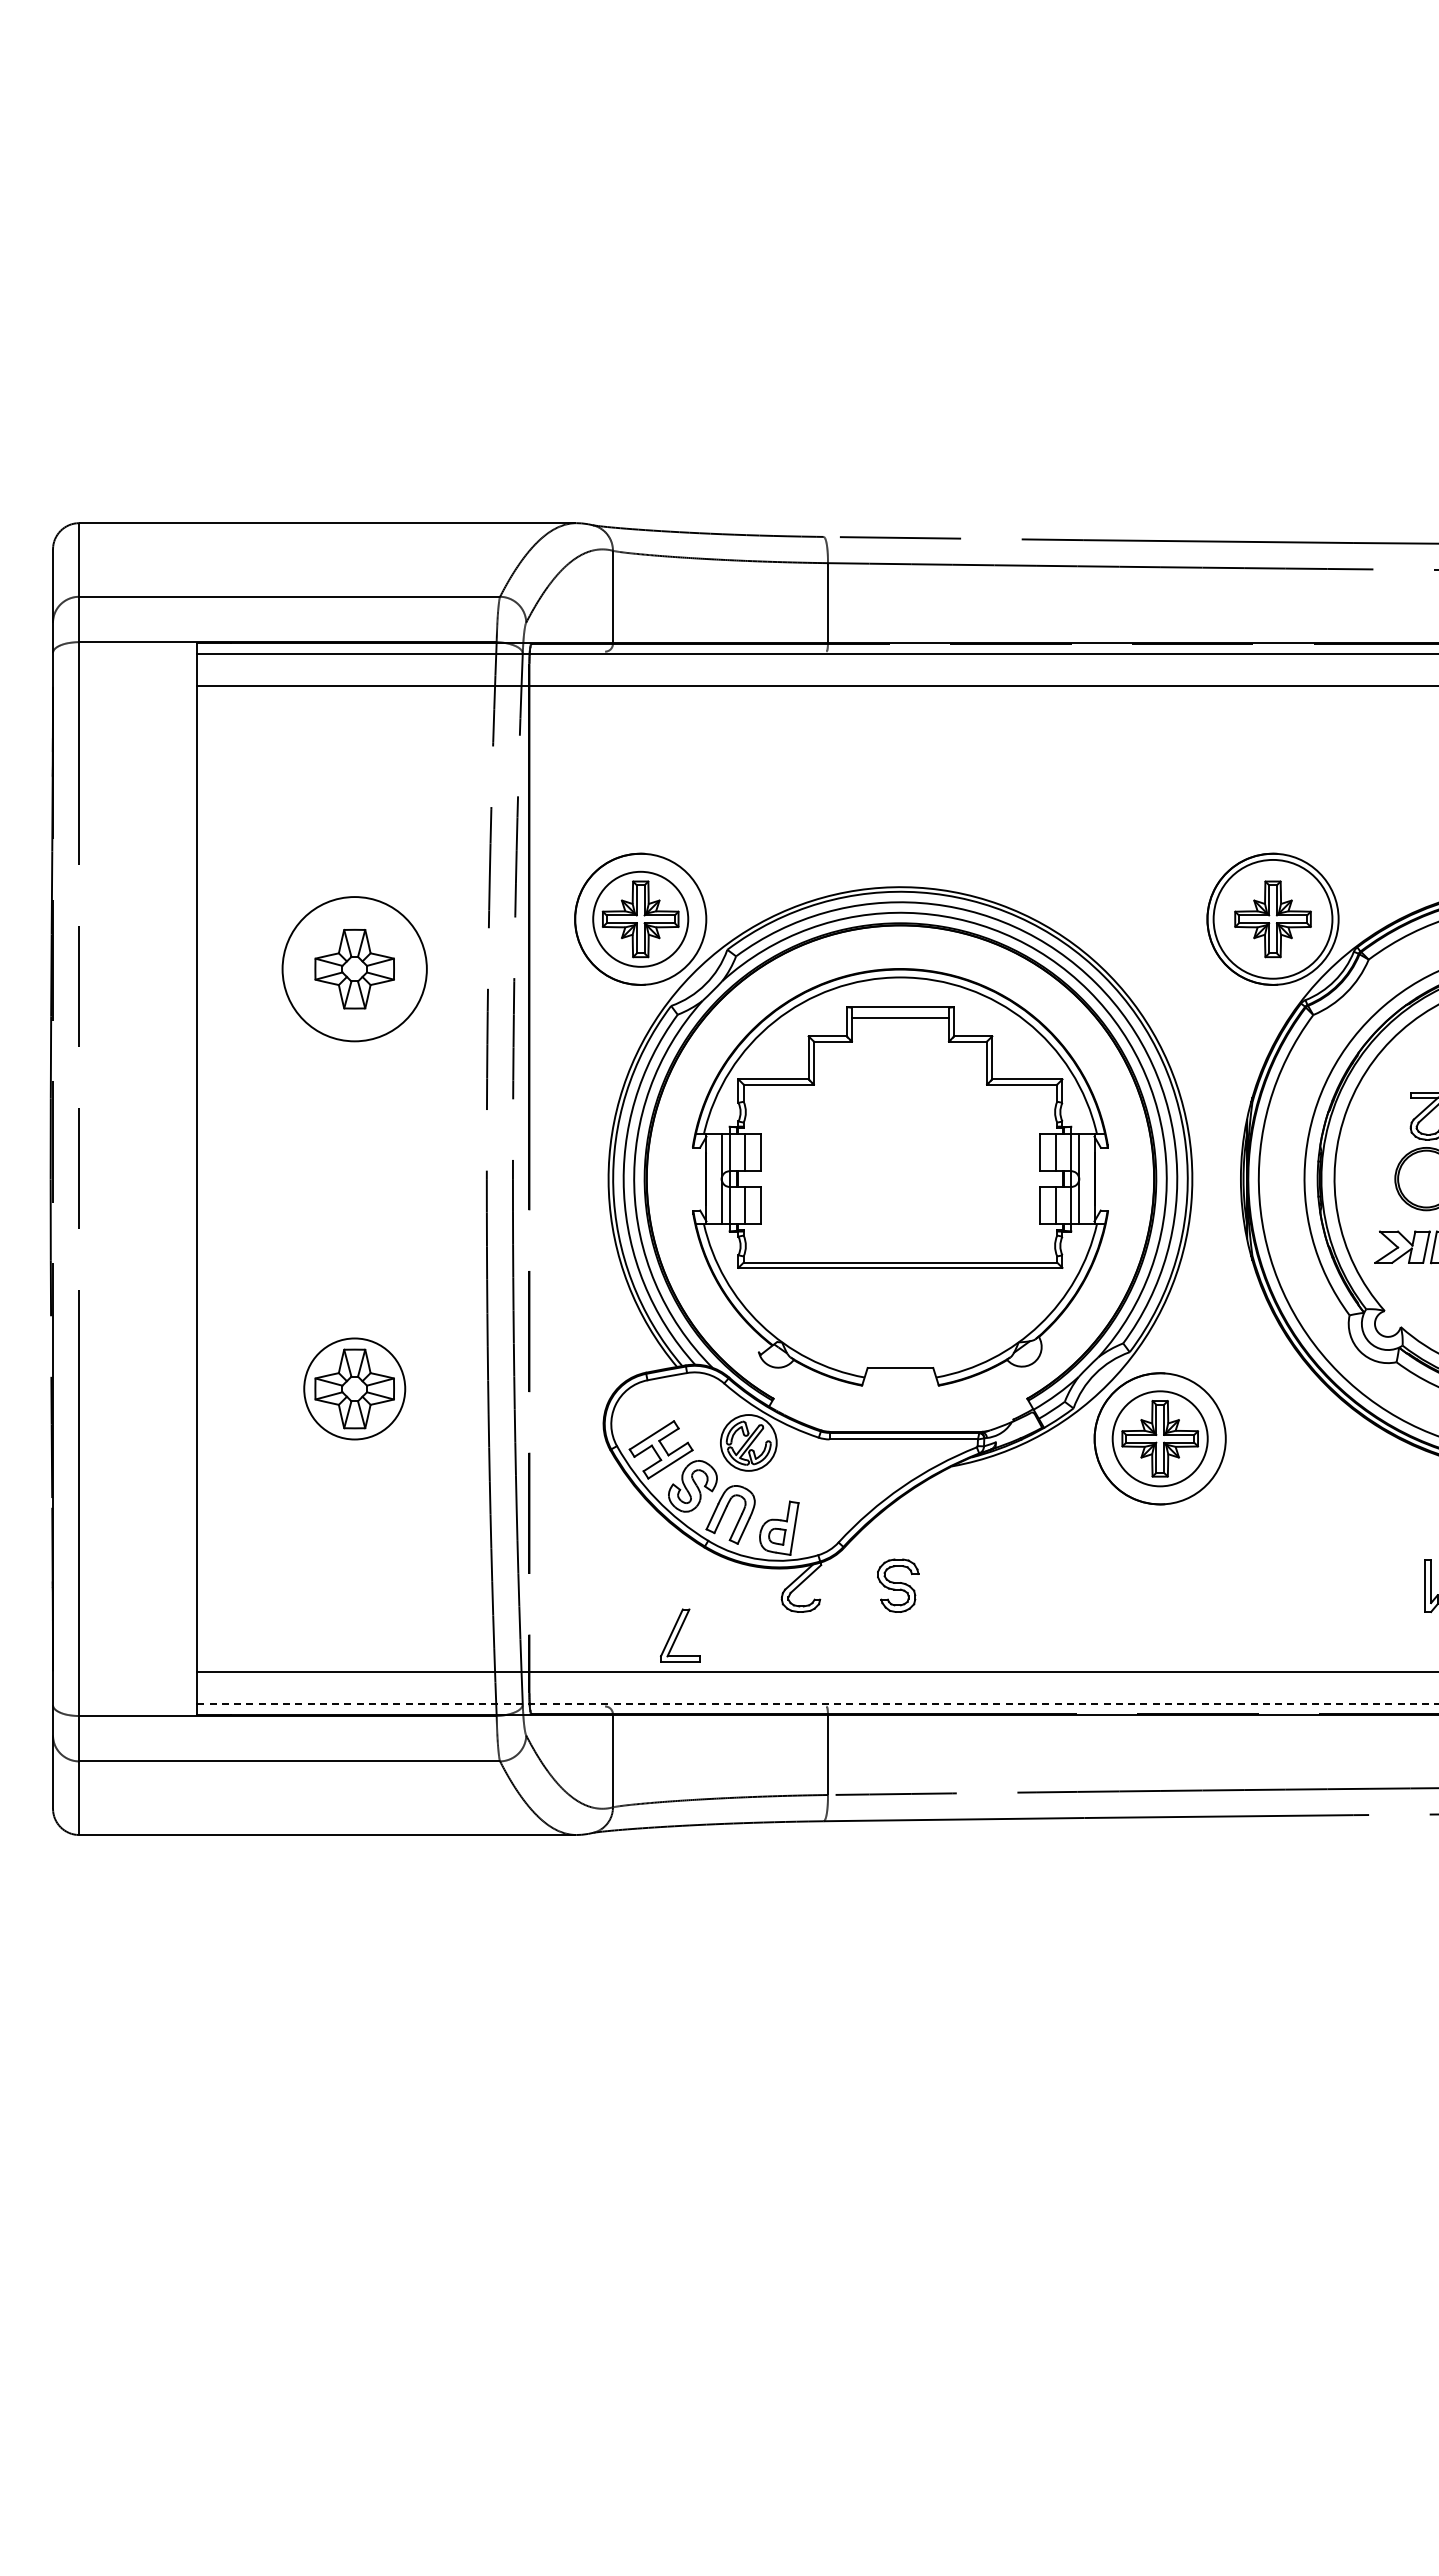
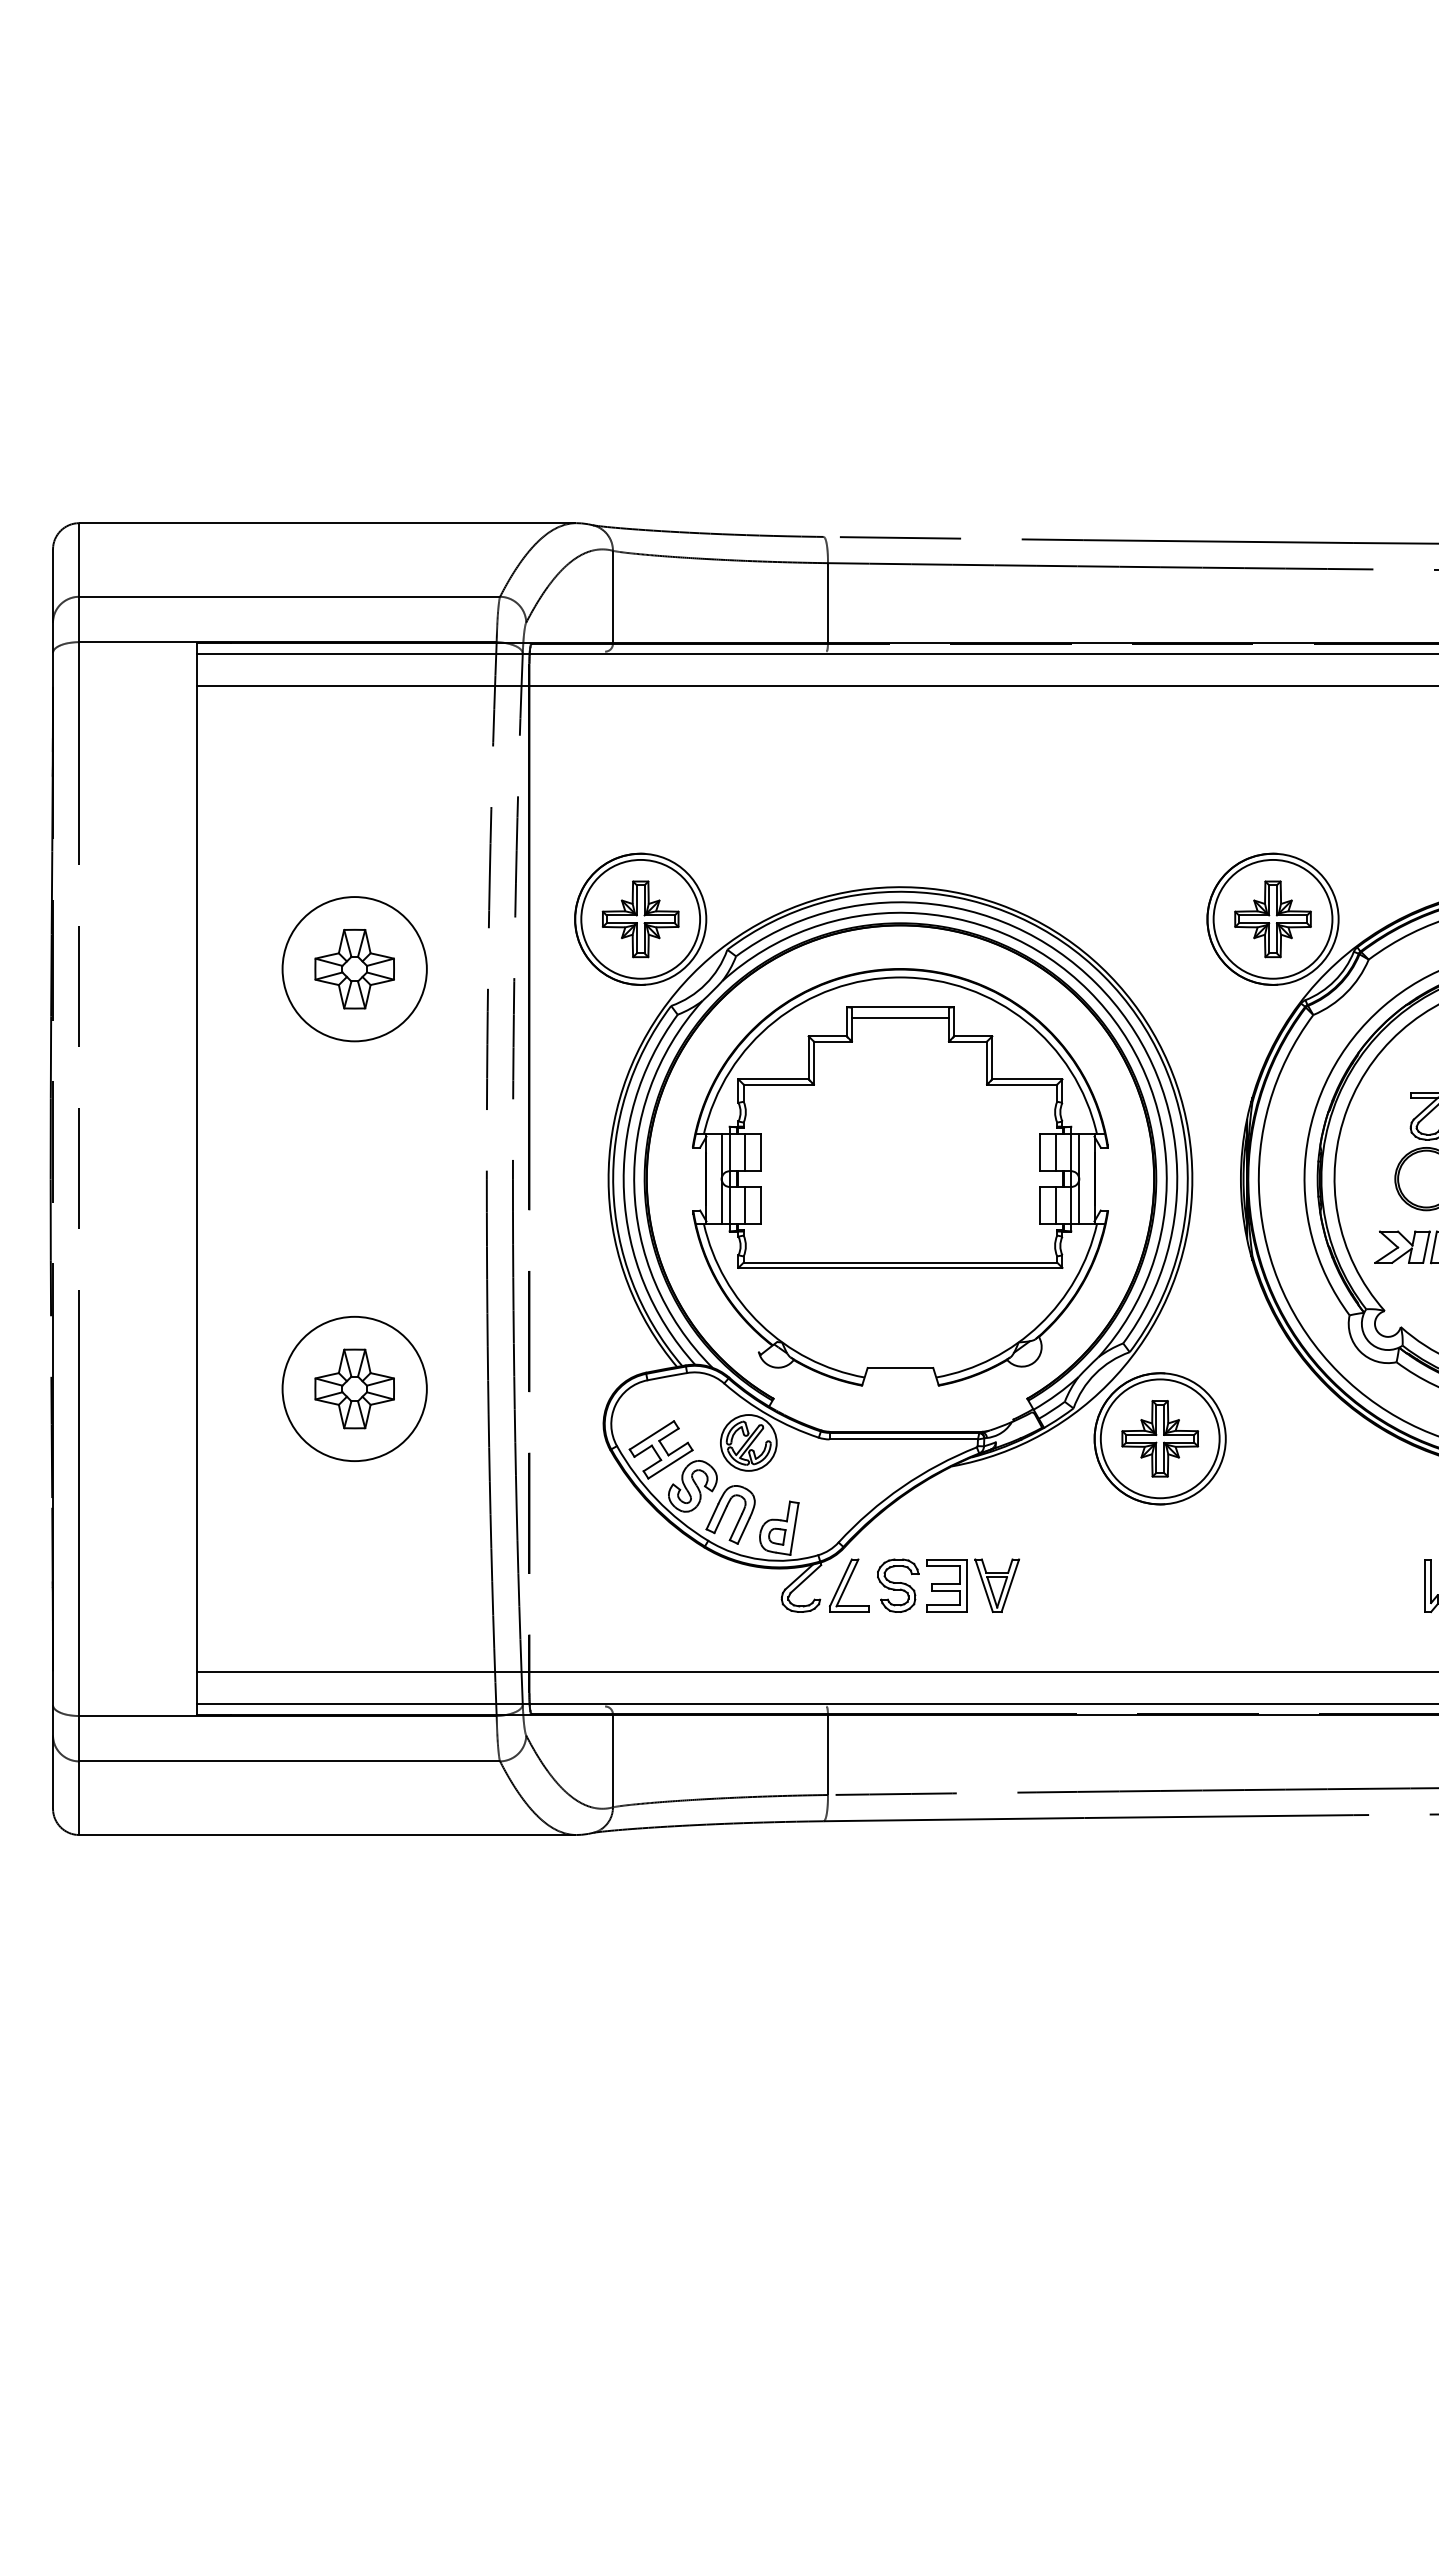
circle diameter: 95 px -> 119 px (640, 918)
circle diameter: 101 px -> 144 px (354, 1388)
circle diameter: 95 px -> 119 px (1159, 1438)
part: none -> present (973, 1585)
part position: (679, 1635) -> (848, 1585) (848, 1585)
line: dashed -> solid (818, 1703)
